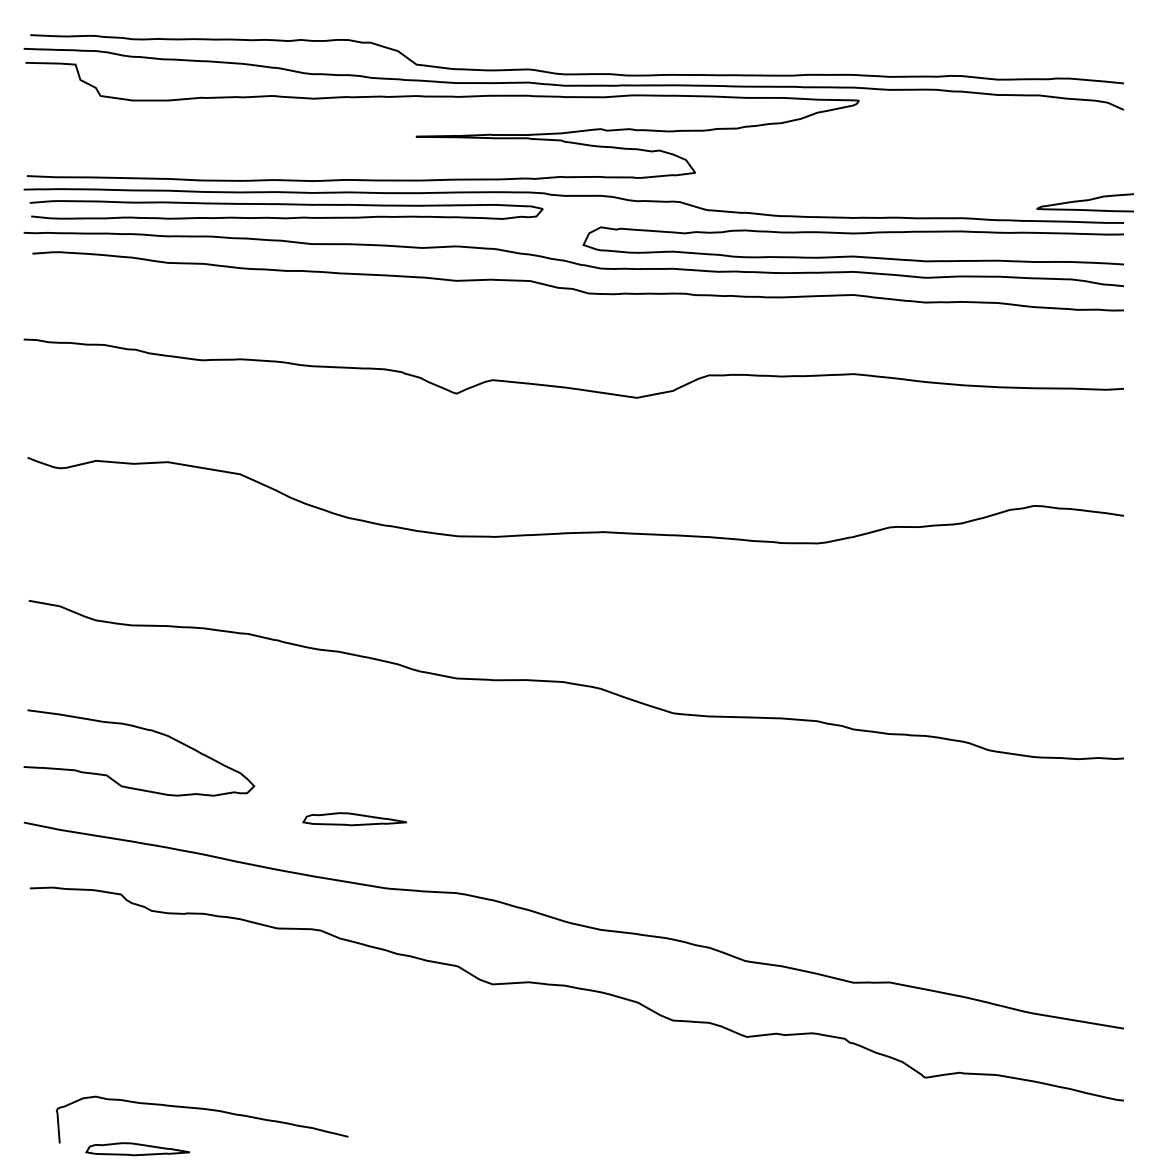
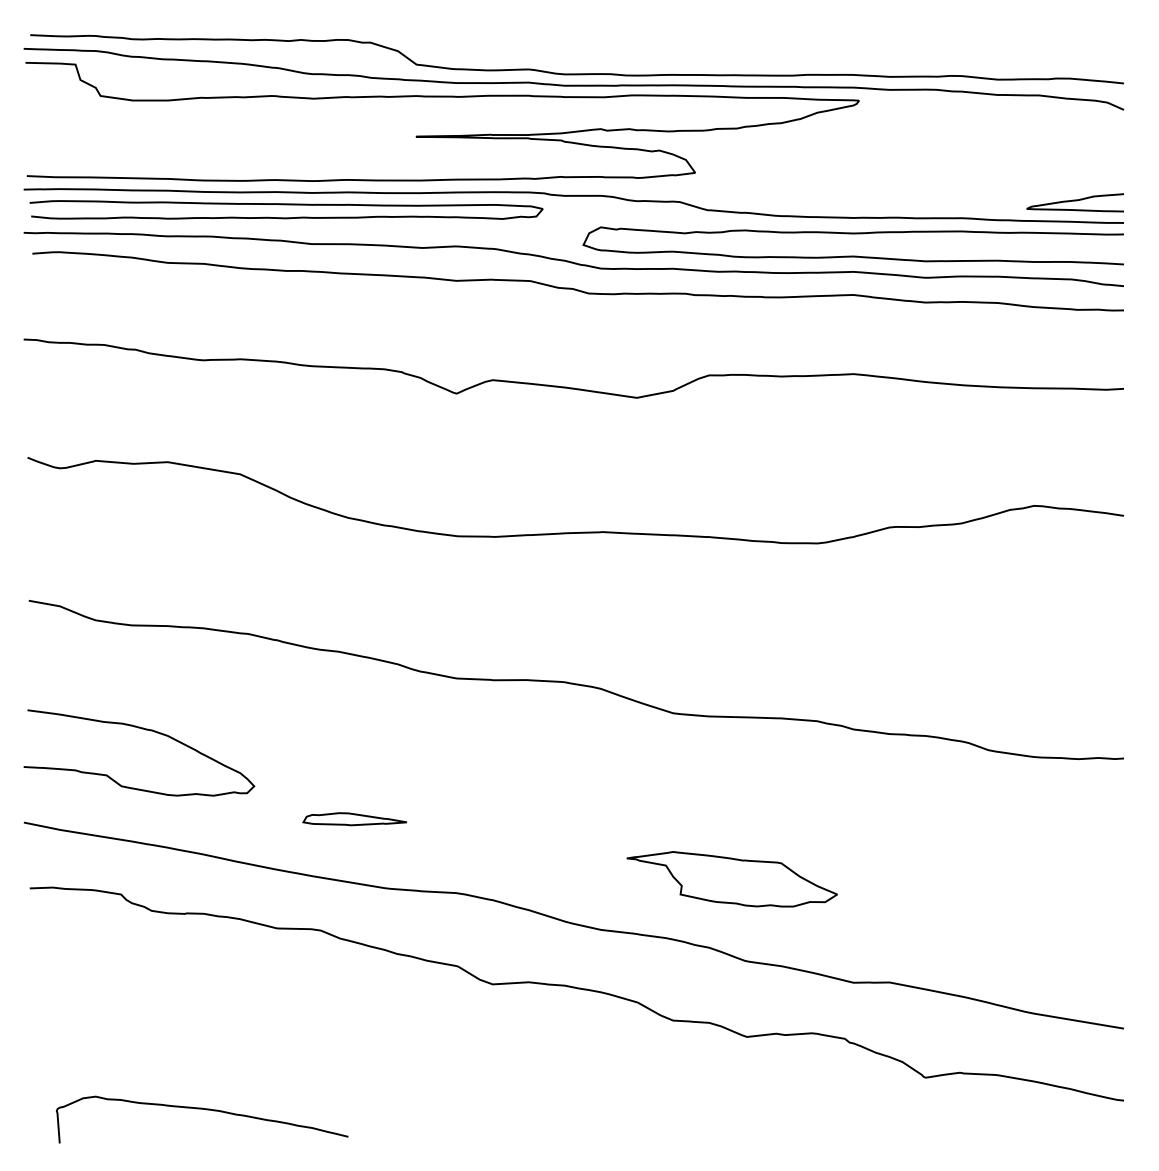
curve position: (1084, 201) -> (1074, 201) (1074, 201)
part: none -> present (731, 879)
part: present -> none (137, 1149)
